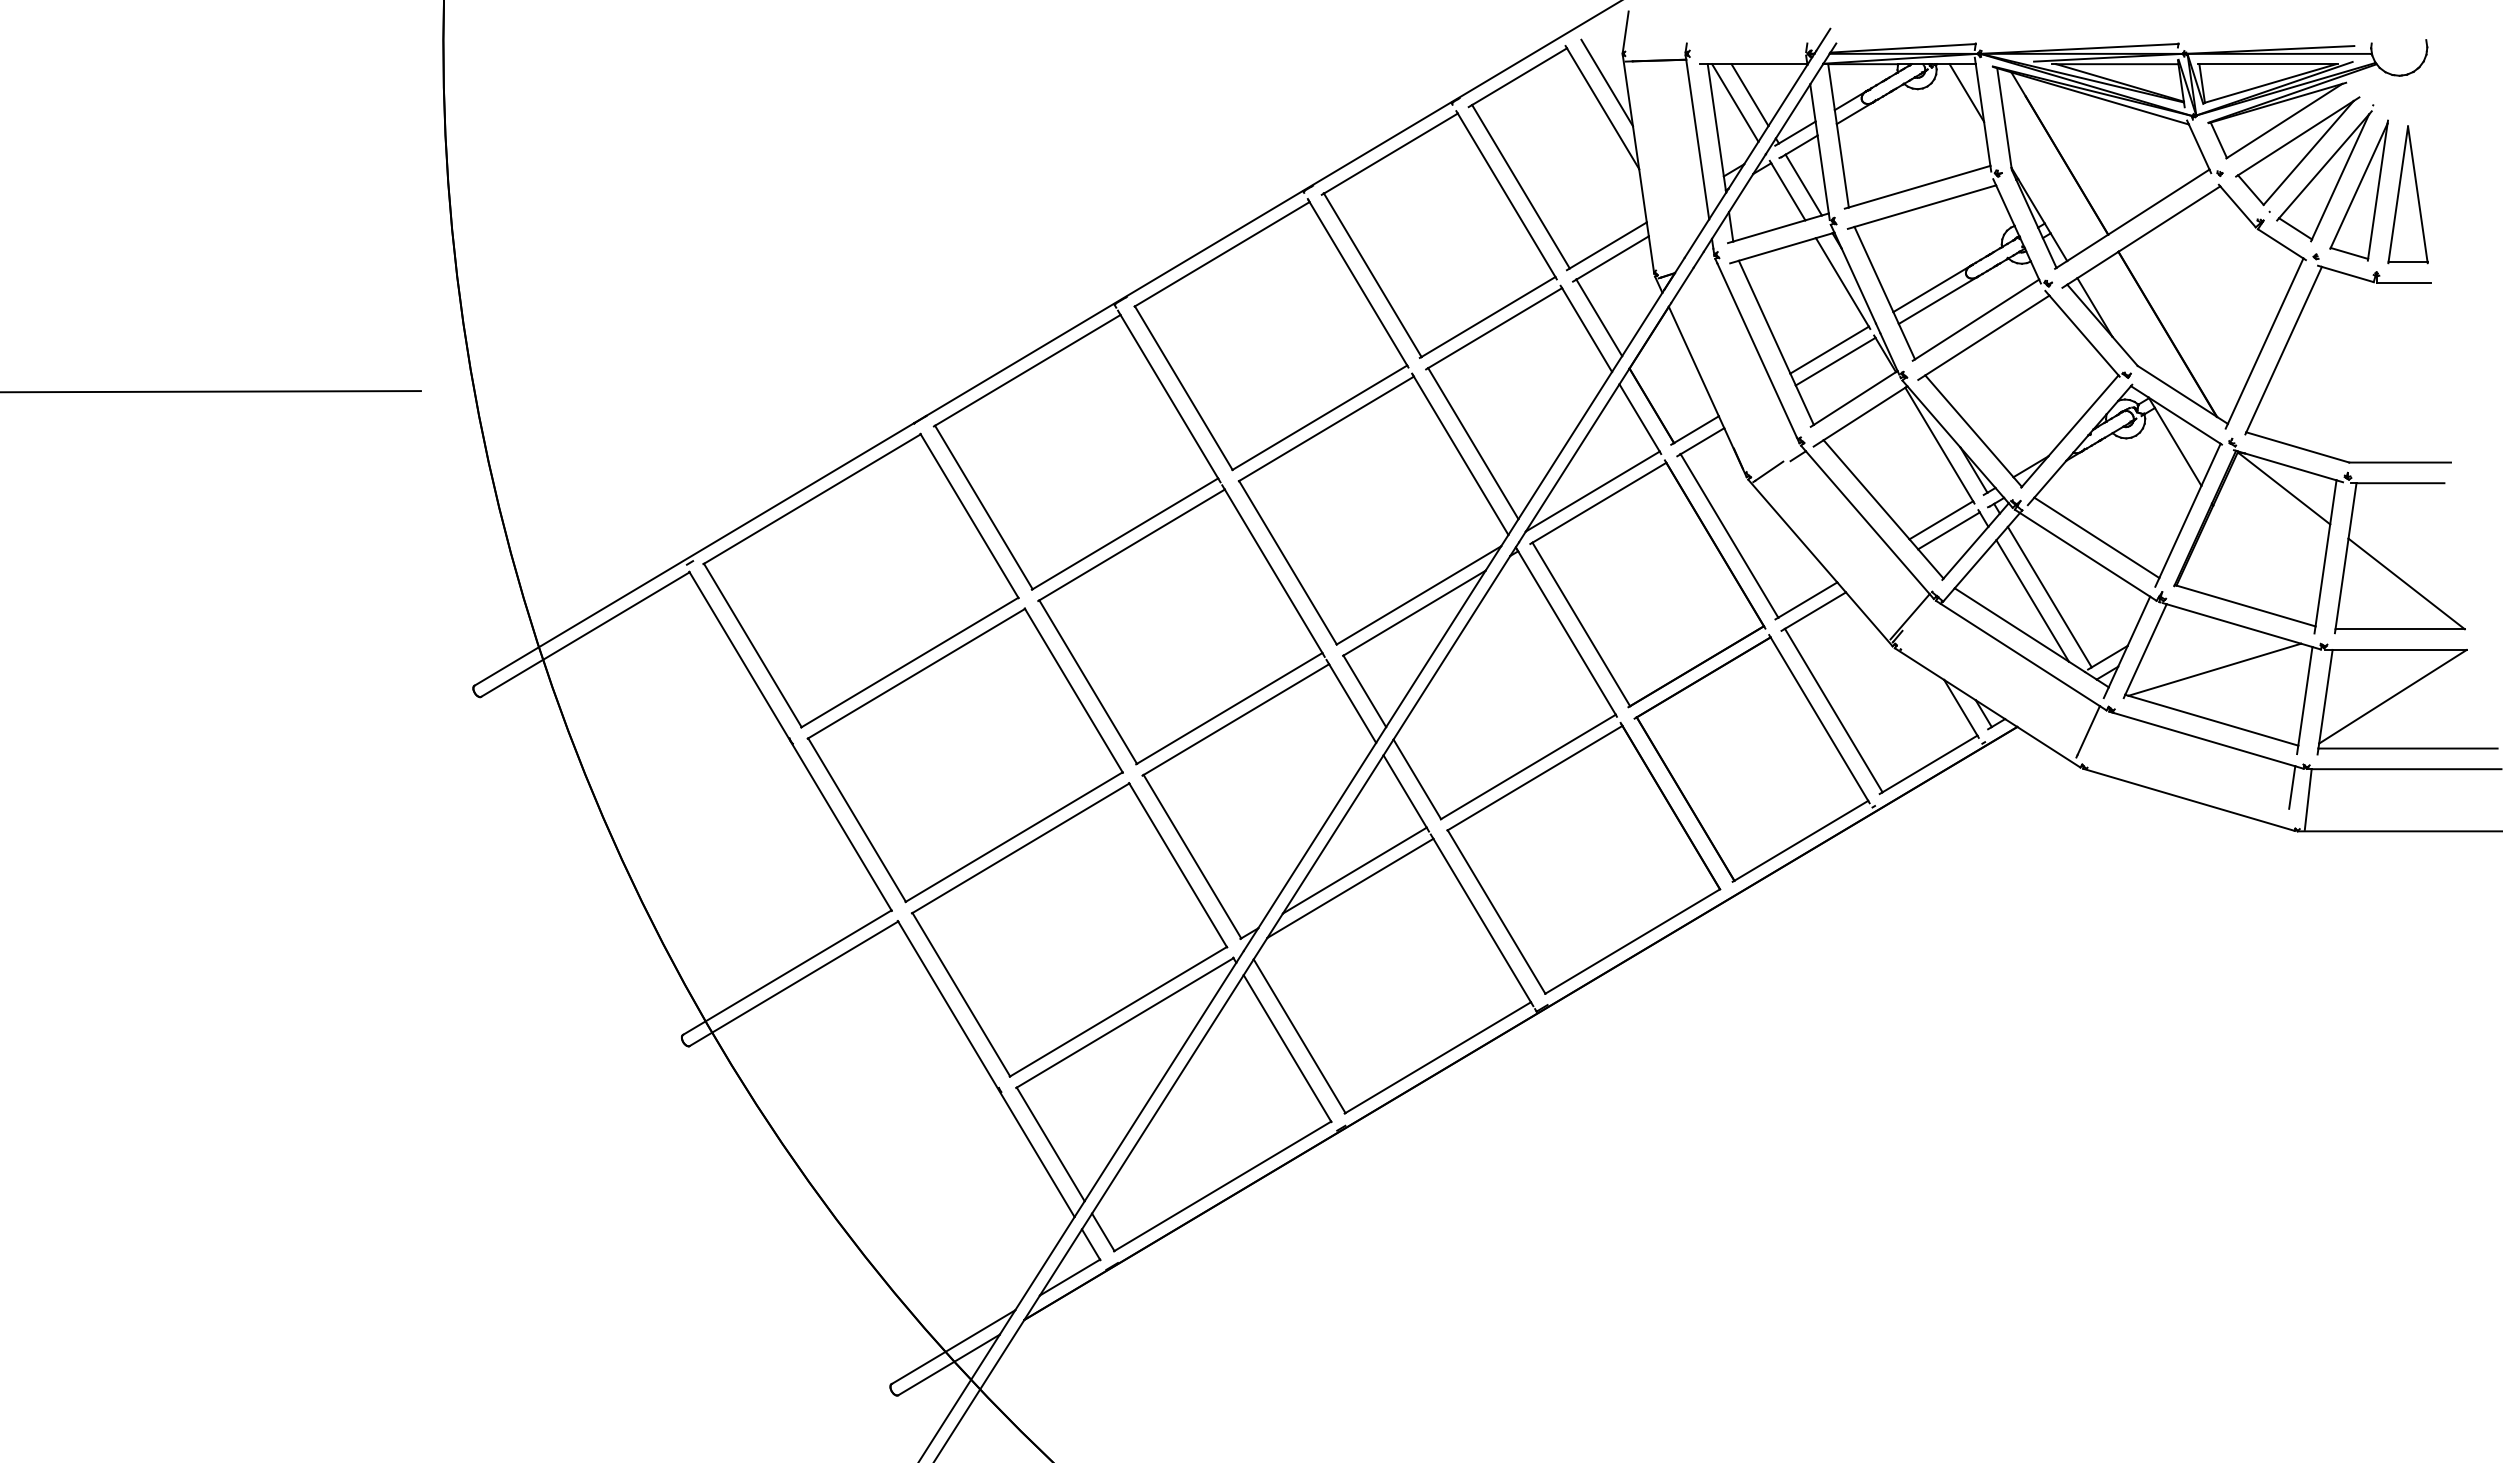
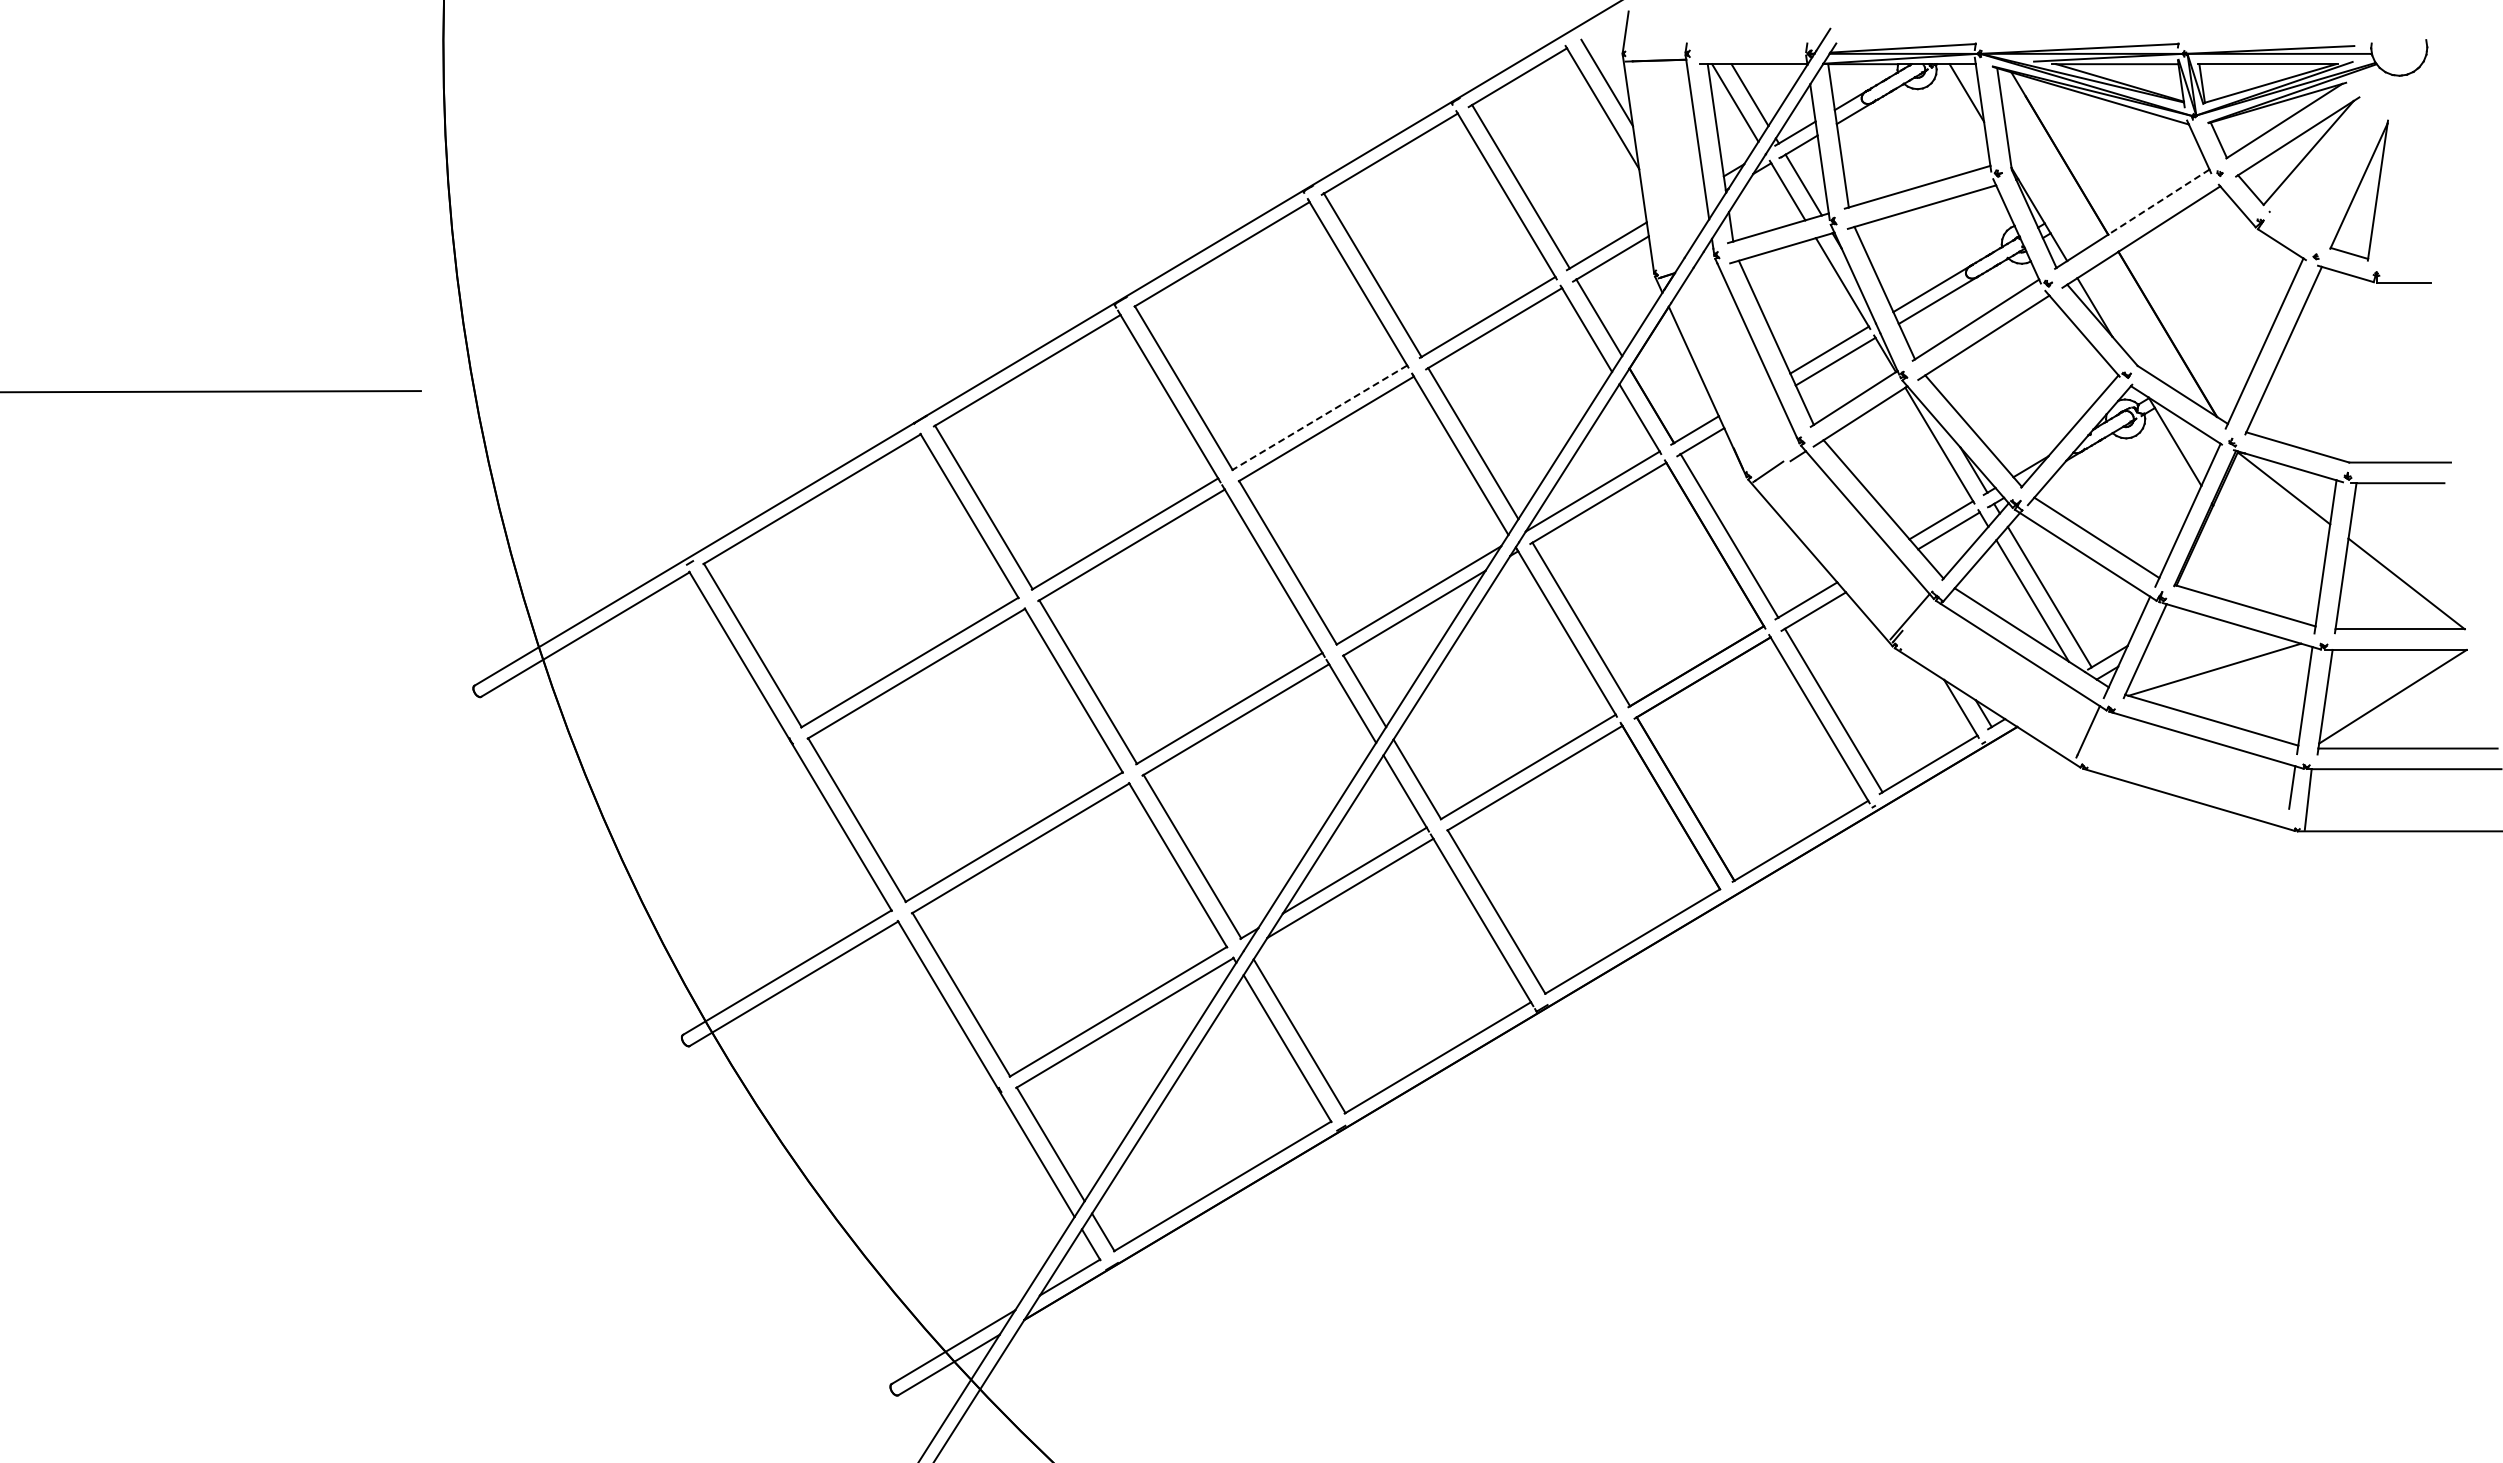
part: present -> none (2325, 173)
part: present -> none (2407, 194)
line: solid -> dashed (2158, 202)
line: solid -> dashed (1319, 417)
